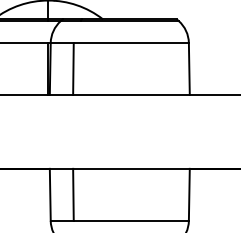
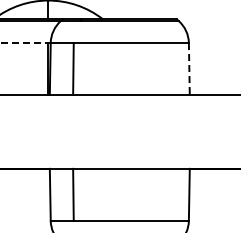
line: solid -> dashed (24, 43)
line: solid -> dashed (189, 69)
